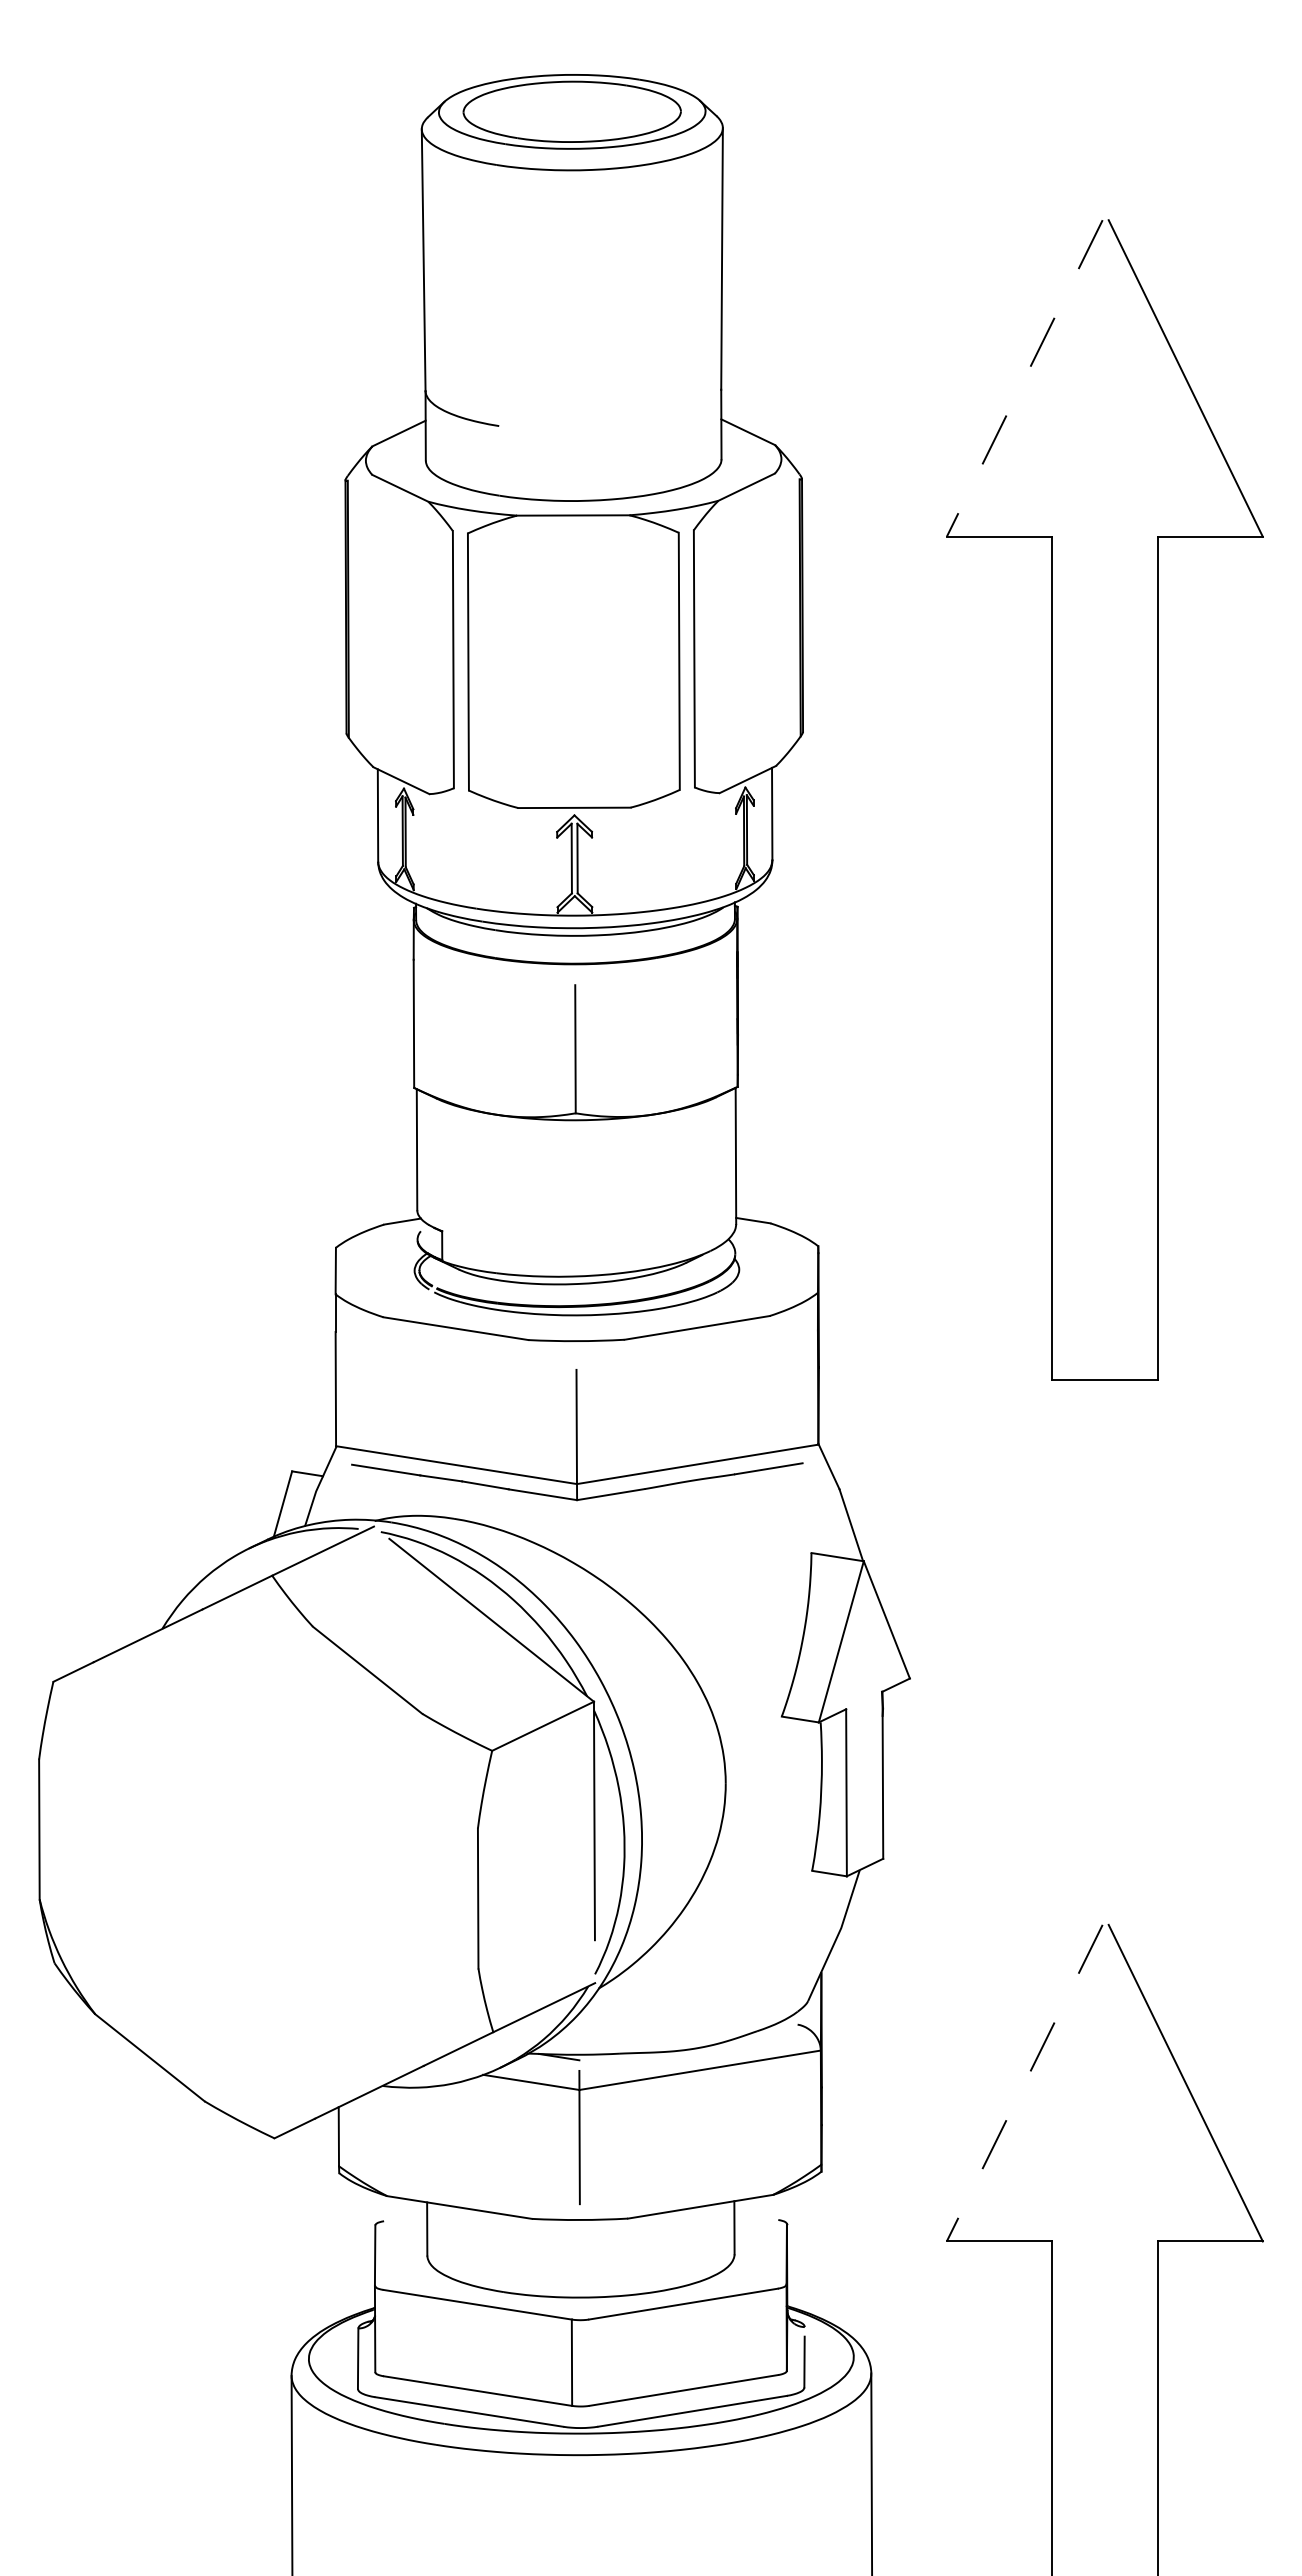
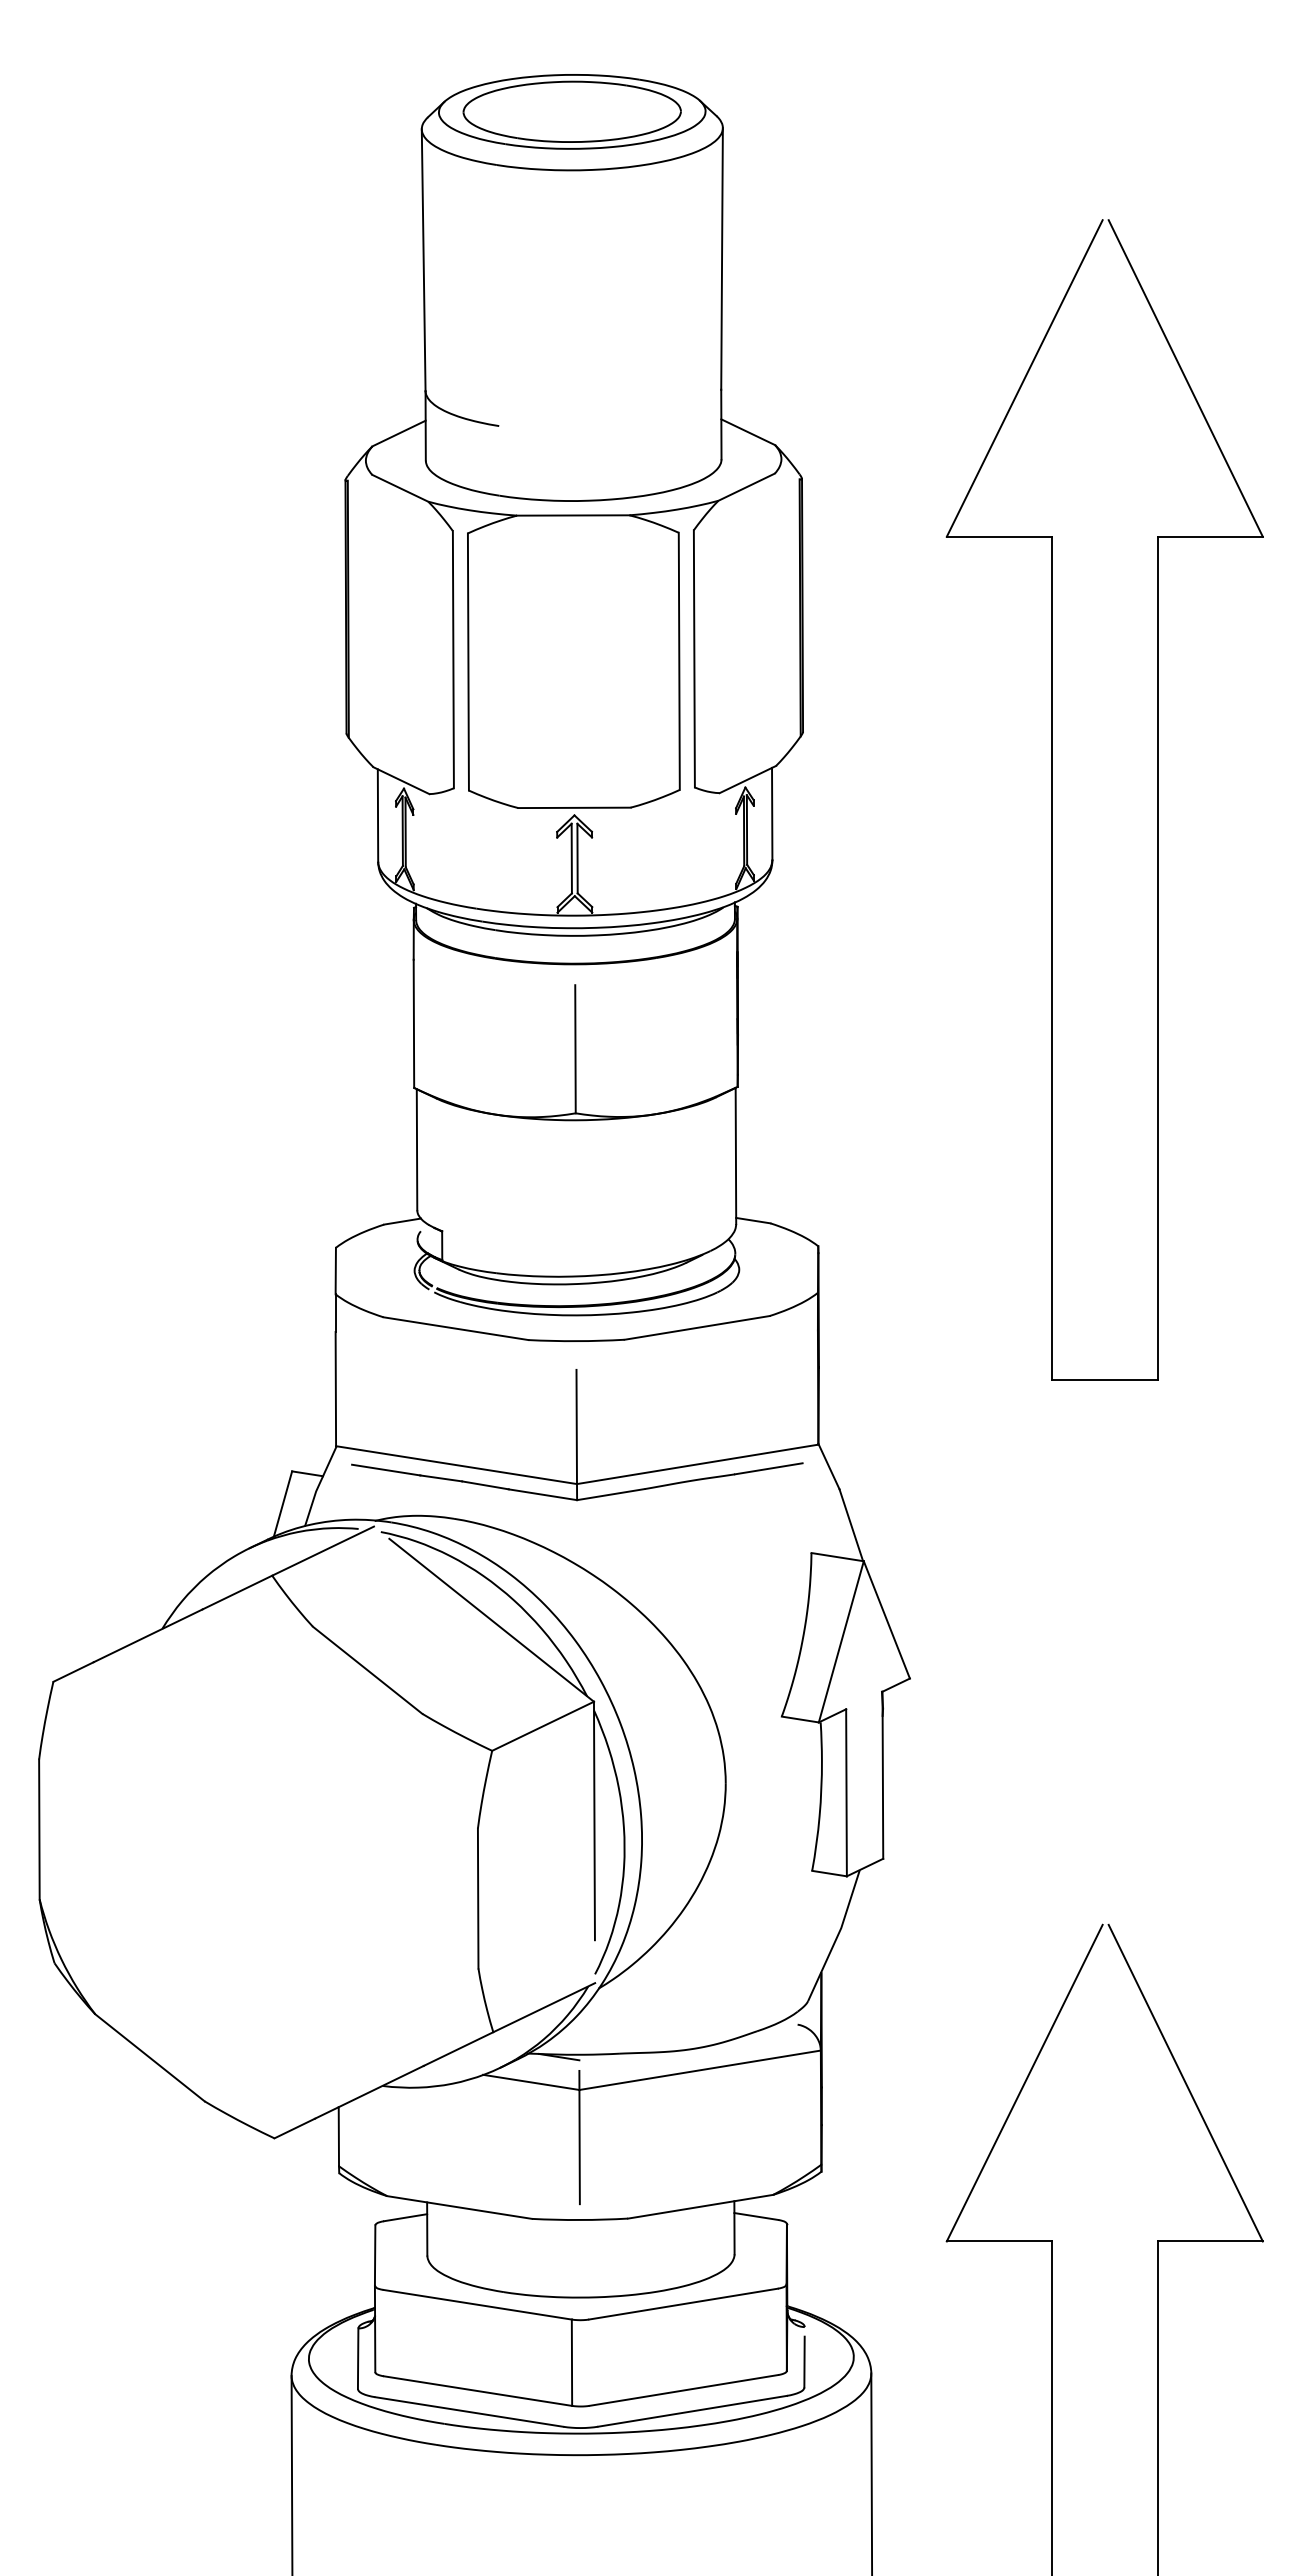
line: dashed -> solid (1024, 378)
line: dashed -> solid (1024, 2083)
line: none -> present (756, 2216)
line: none -> present (405, 2217)
